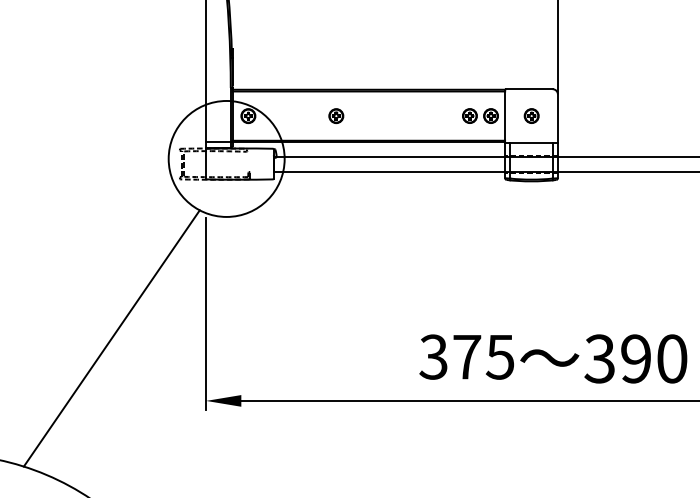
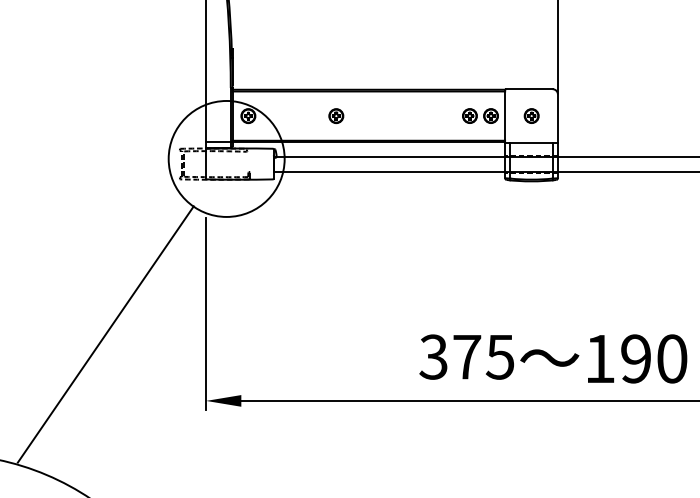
line position: (111, 338) -> (105, 334) (105, 334)
text: 390 -> 190 (599, 358)
